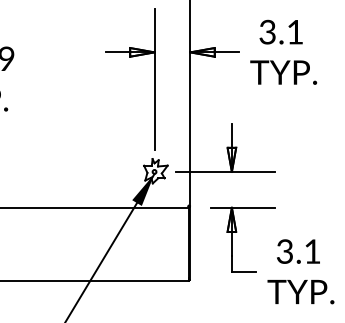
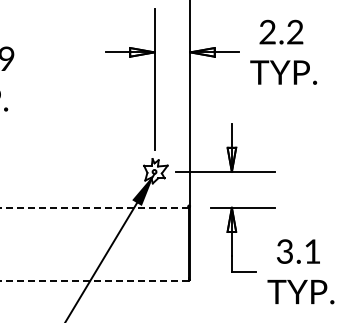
text: 3.1 -> 2.2 (281, 31)
line: solid -> dashed (94, 207)
line: solid -> dashed (94, 281)
